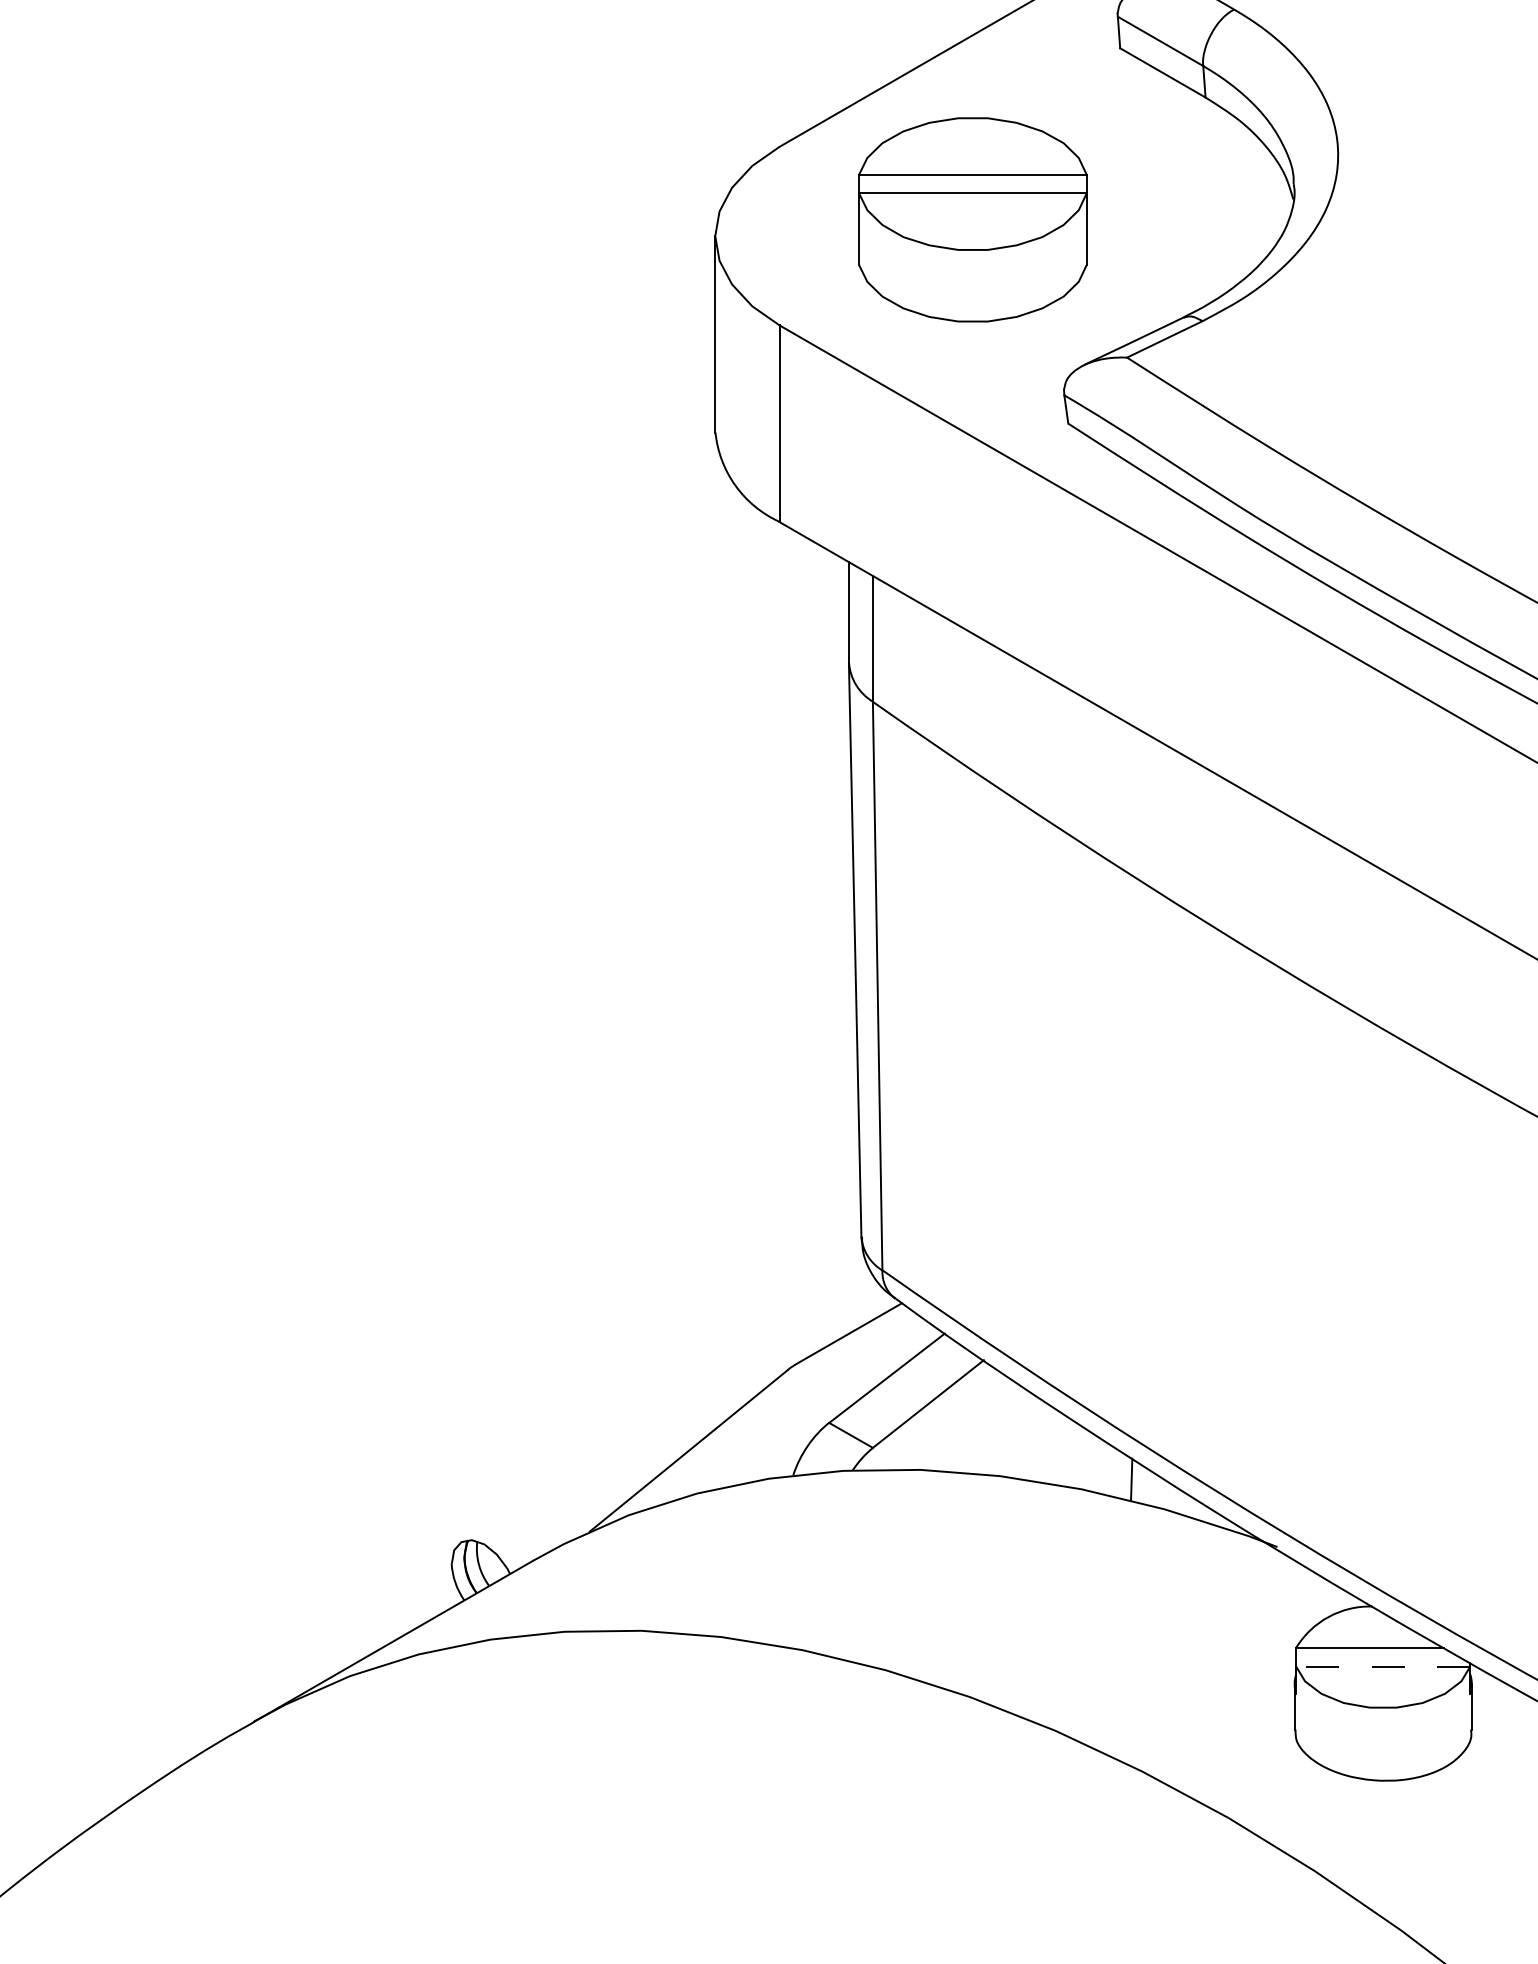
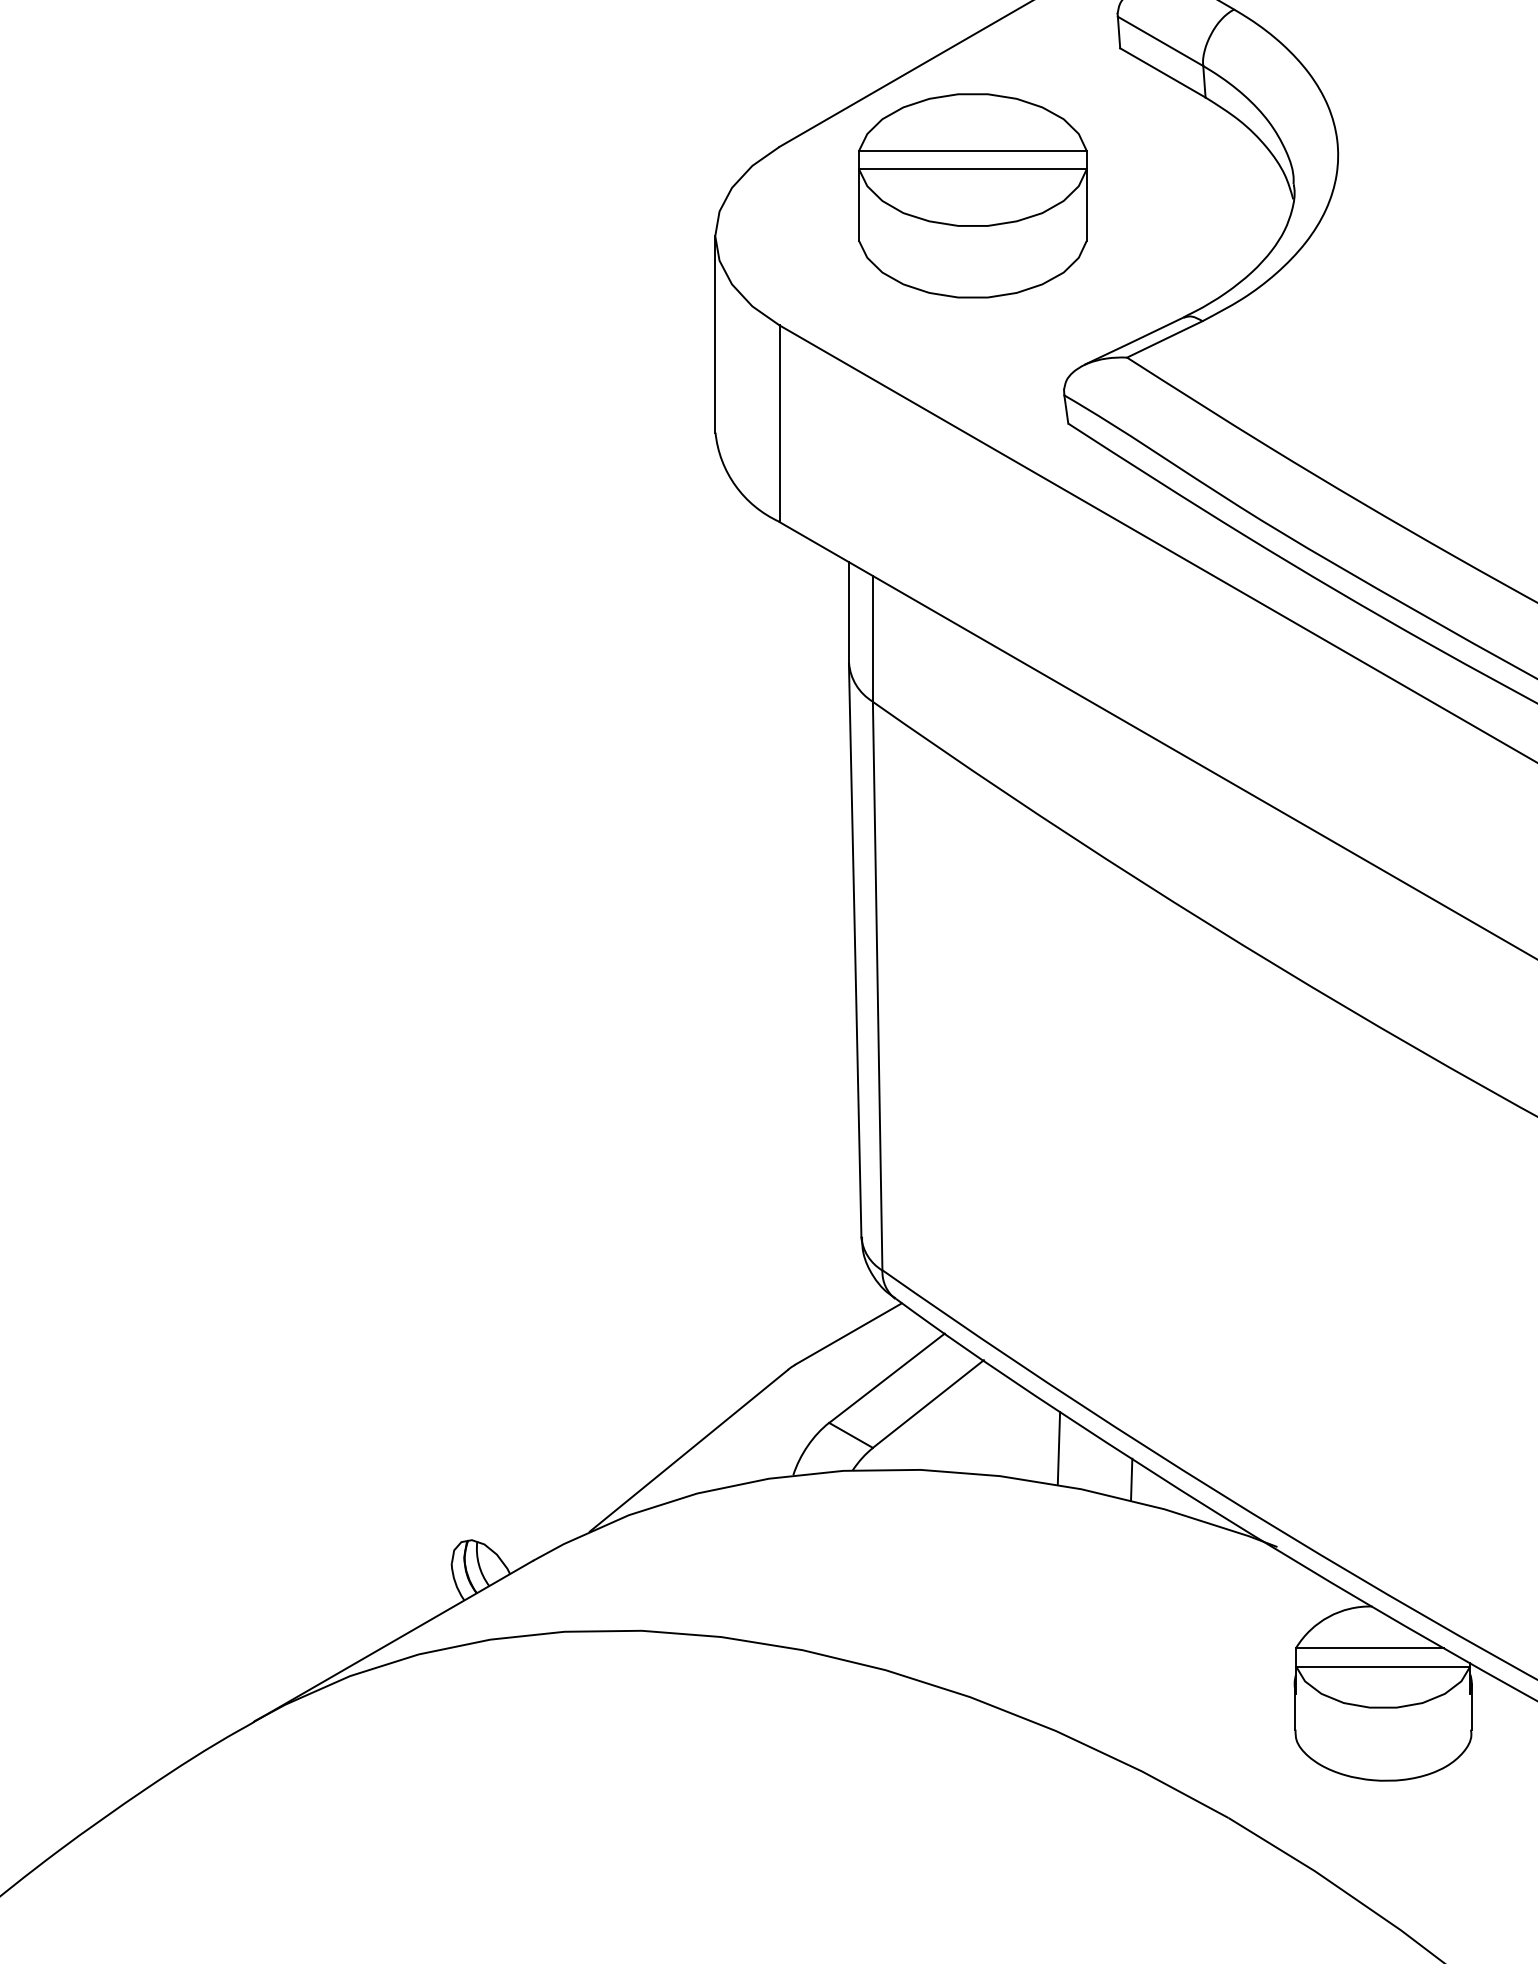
part position: (972, 219) -> (972, 195) (972, 195)
line: none -> present (1058, 1448)
line: dashed -> solid (1382, 1666)
